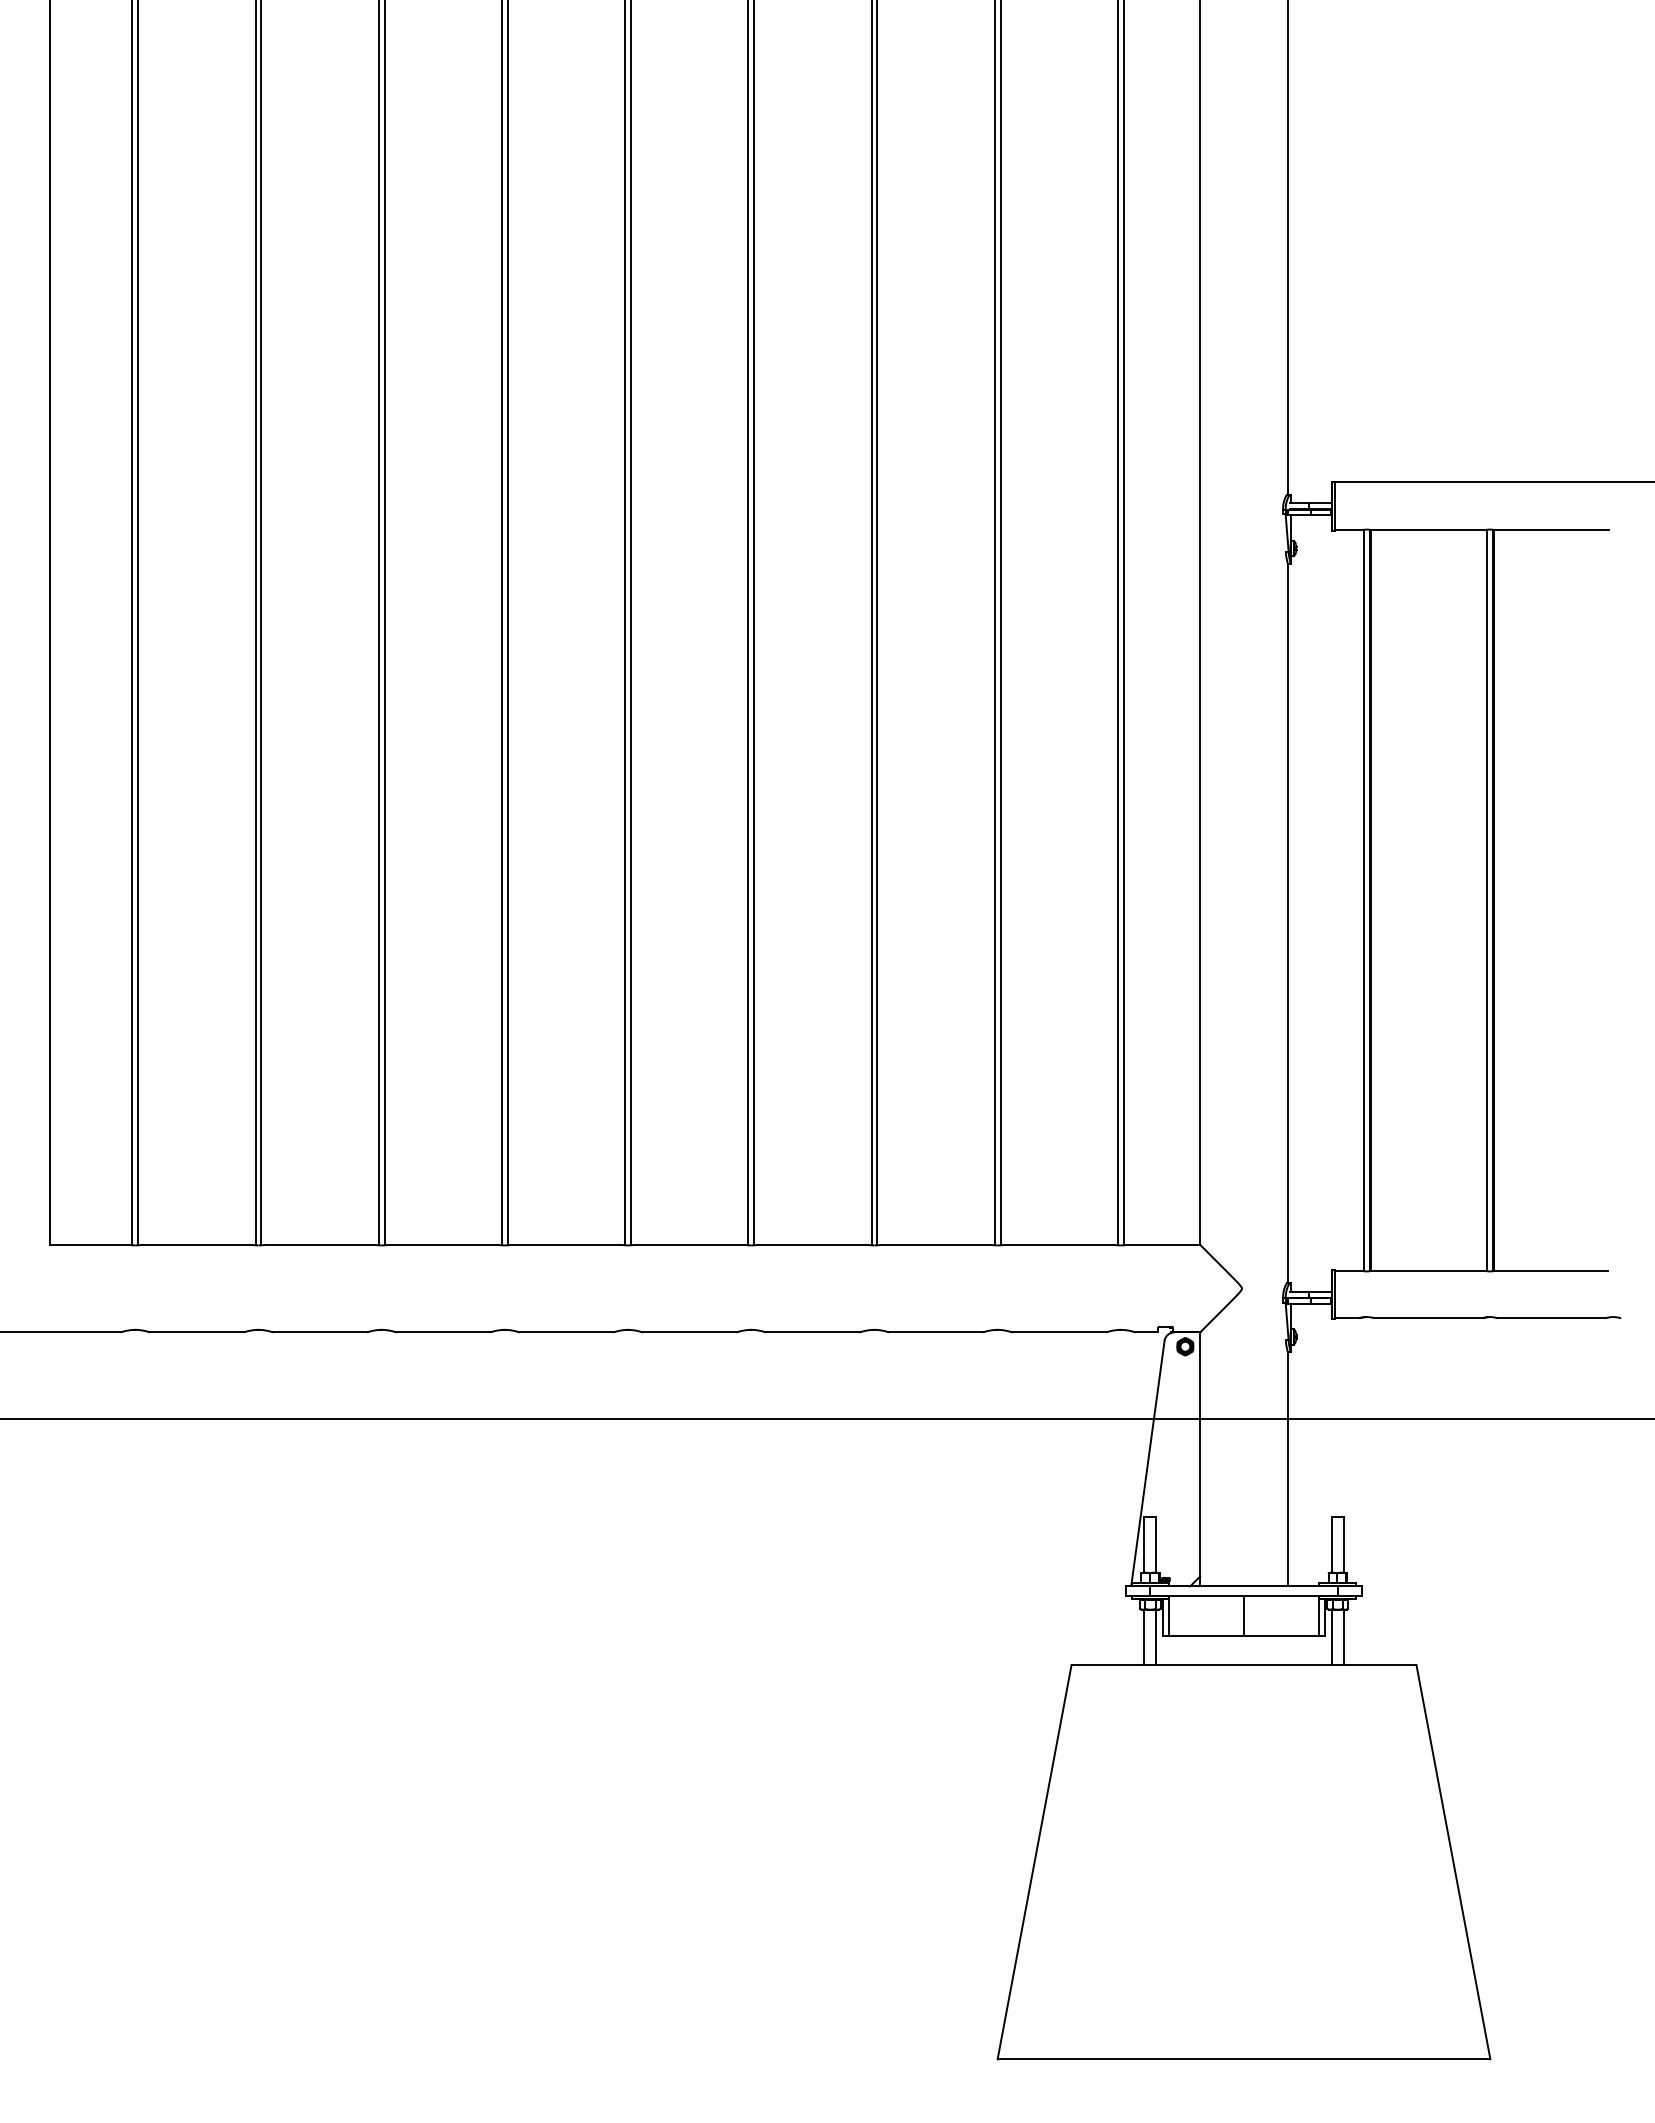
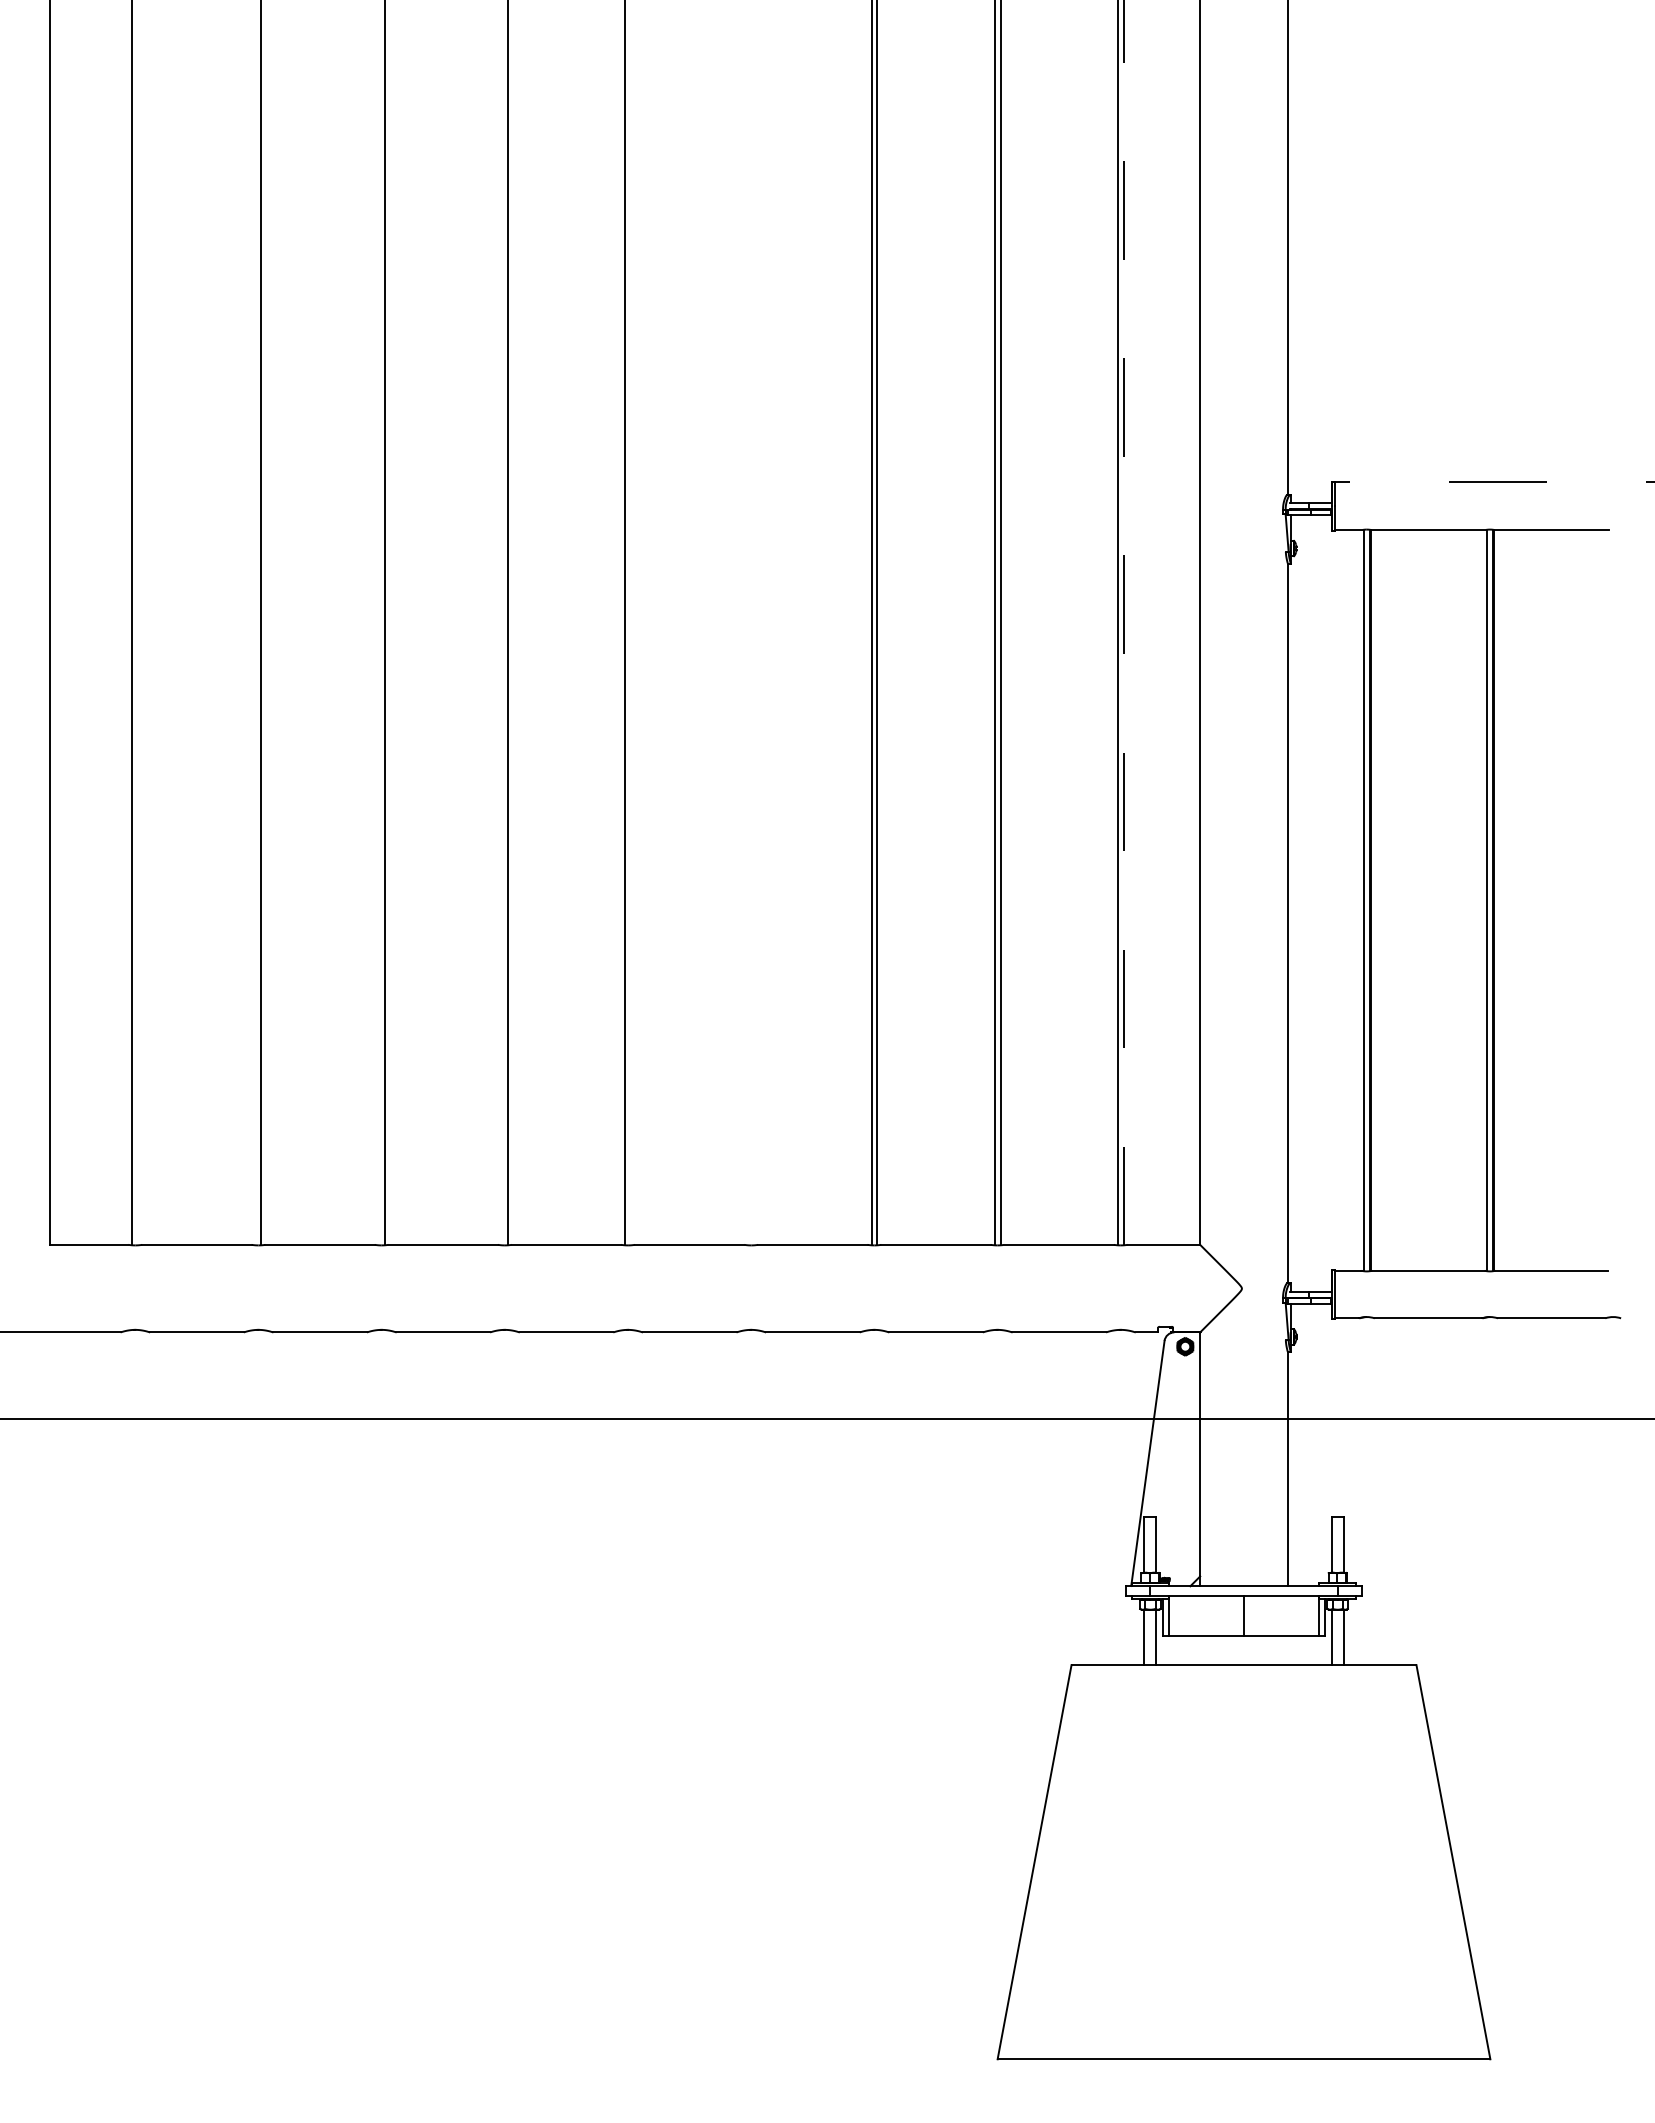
line: solid -> dashed (1494, 482)
line: solid -> dashed (1123, 622)
line: present -> none (138, 623)
line: present -> none (255, 623)
line: present -> none (378, 623)
line: present -> none (501, 623)
line: present -> none (631, 623)
line: present -> none (748, 623)
line: present -> none (754, 623)
